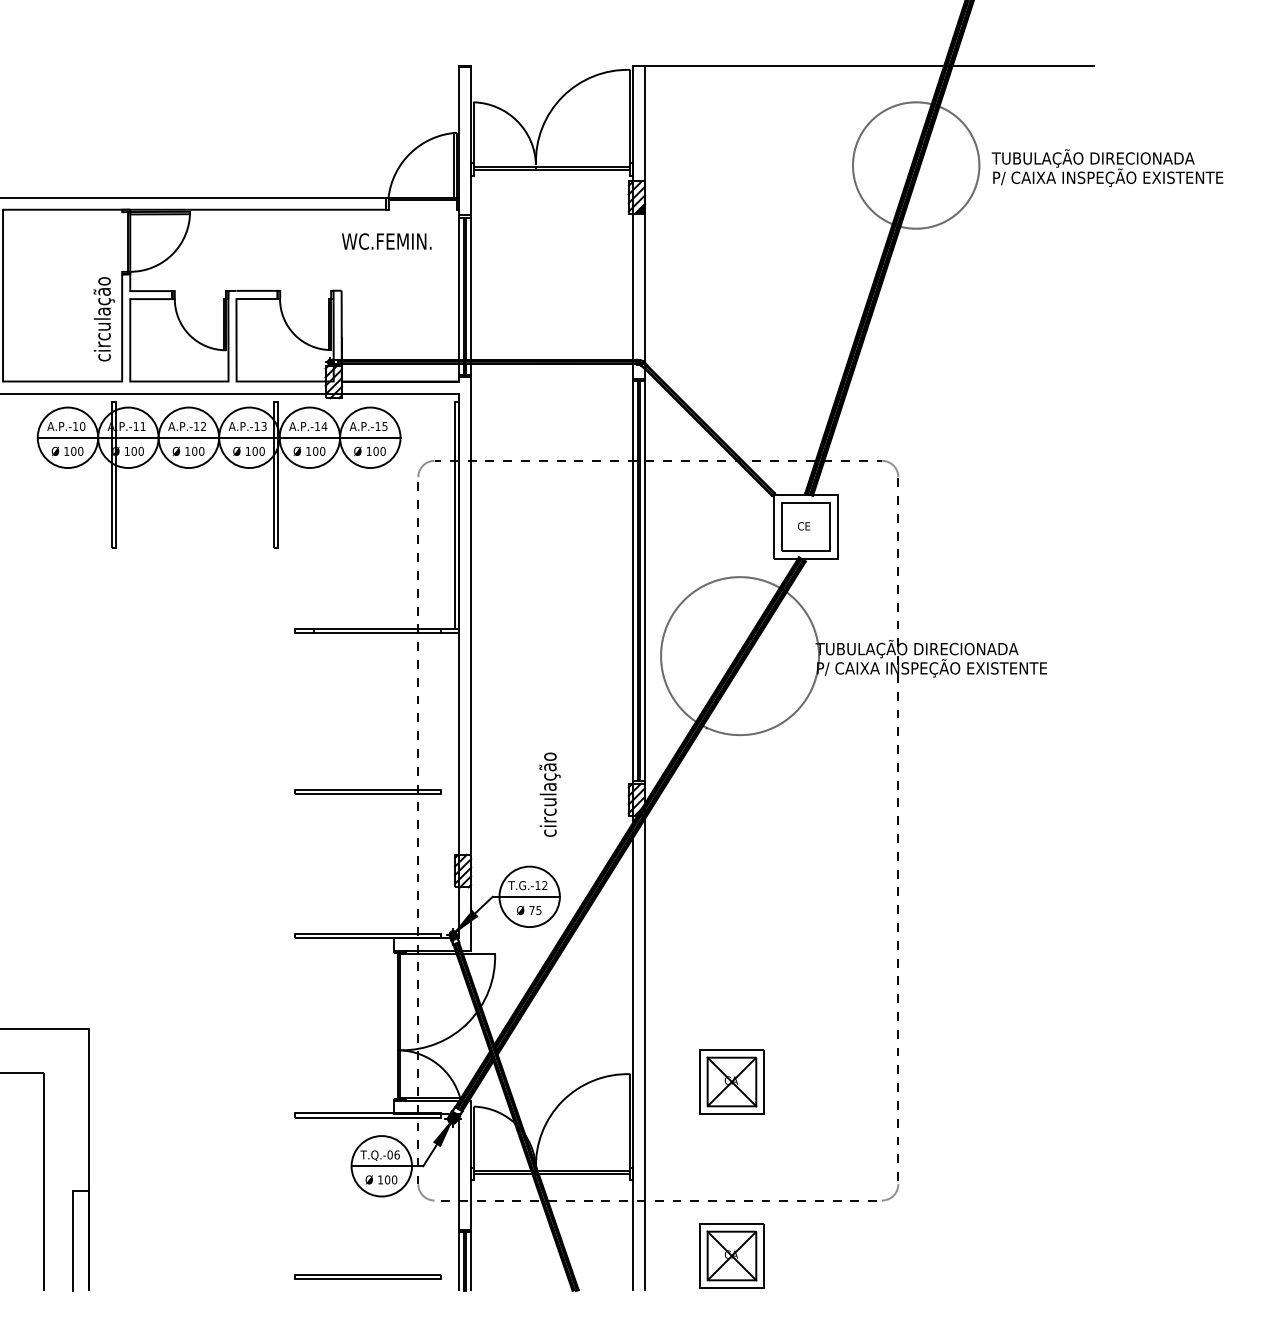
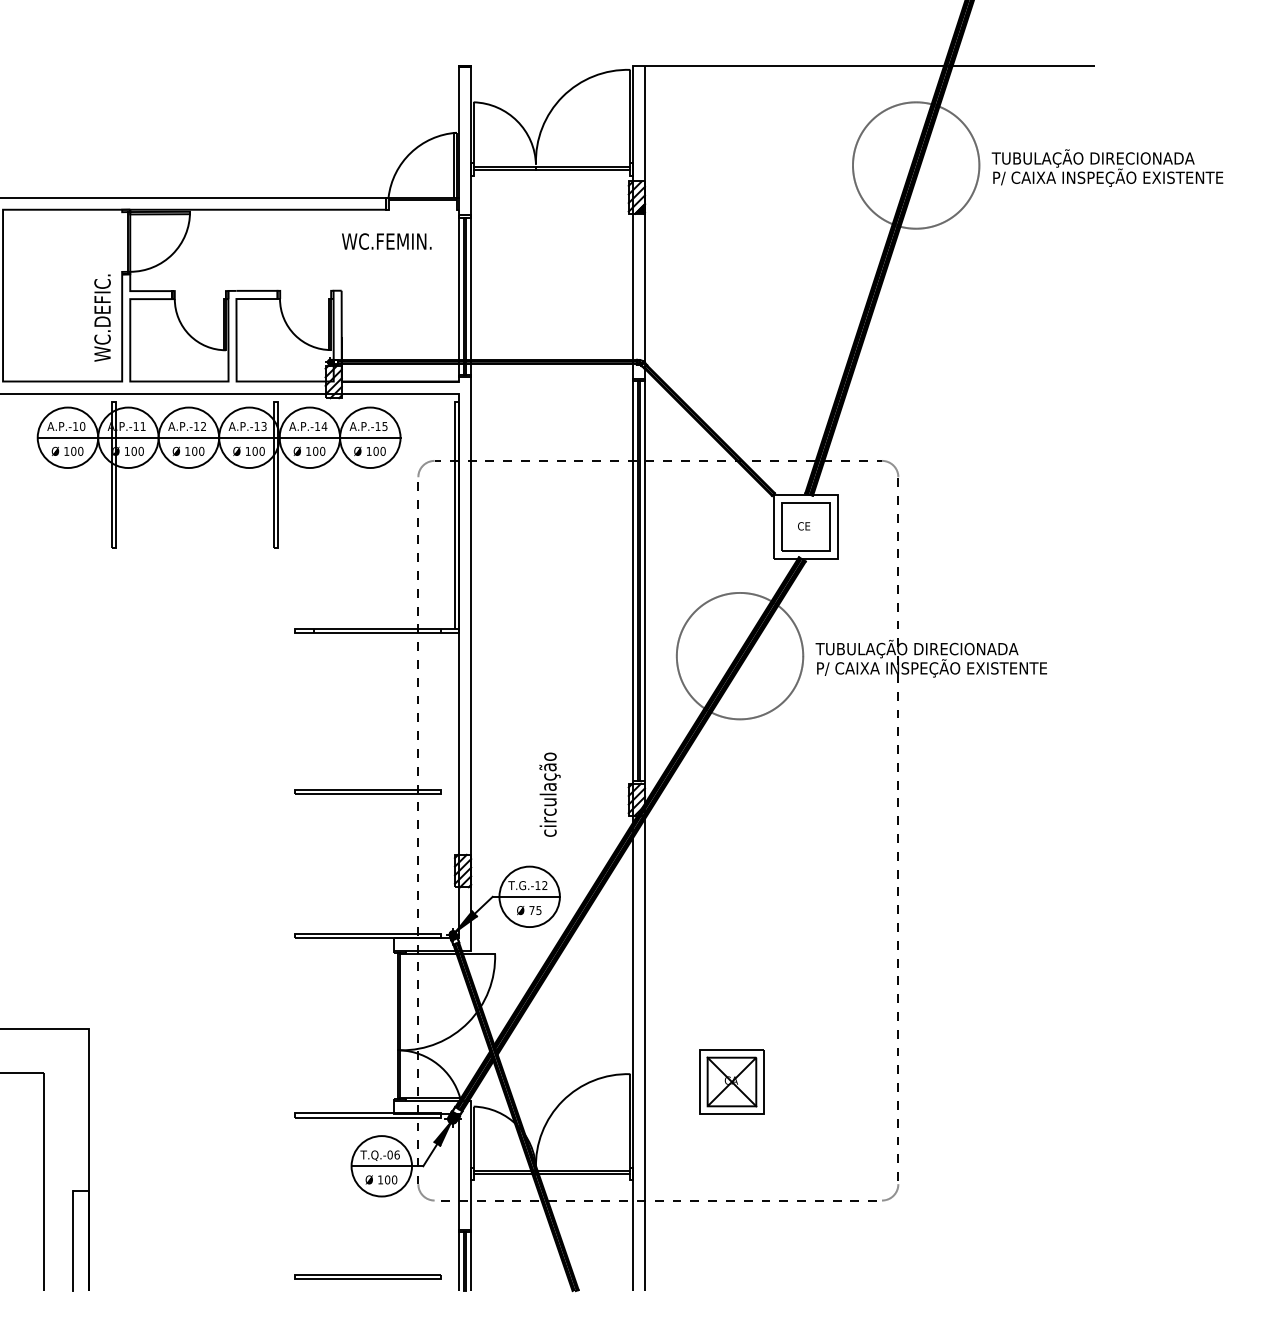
text: circulação -> WC.DEFIC. (103, 317)
circle diameter: 158 px -> 126 px (739, 655)
part: present -> none (731, 1255)
